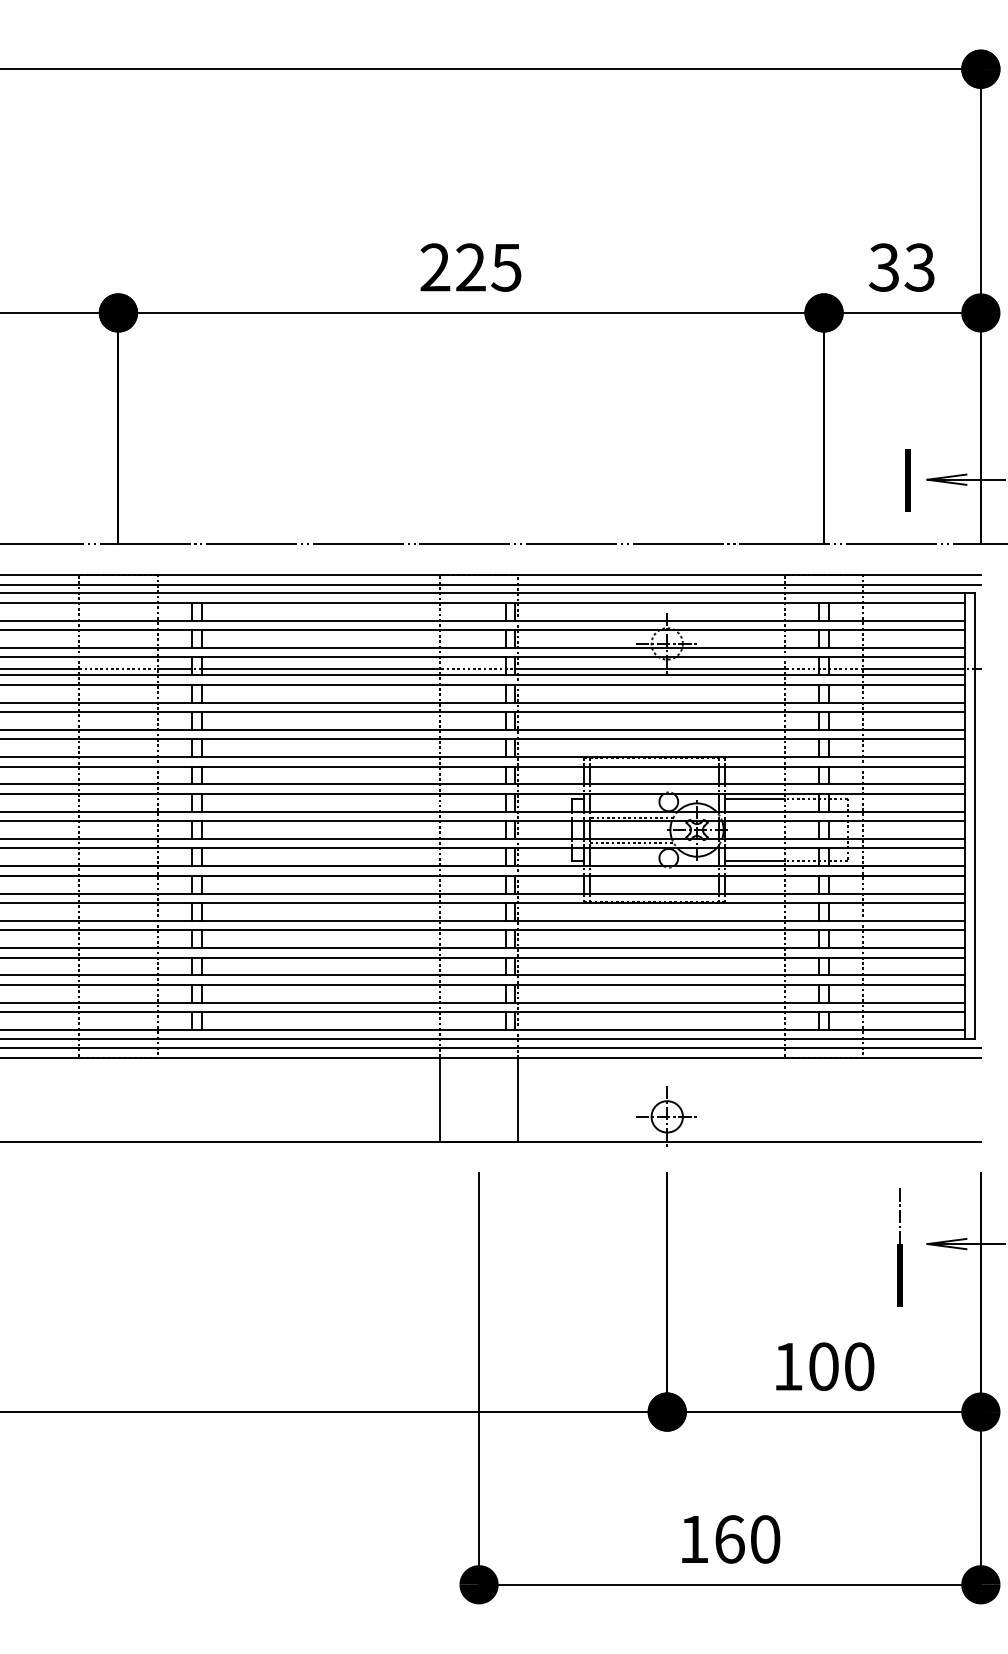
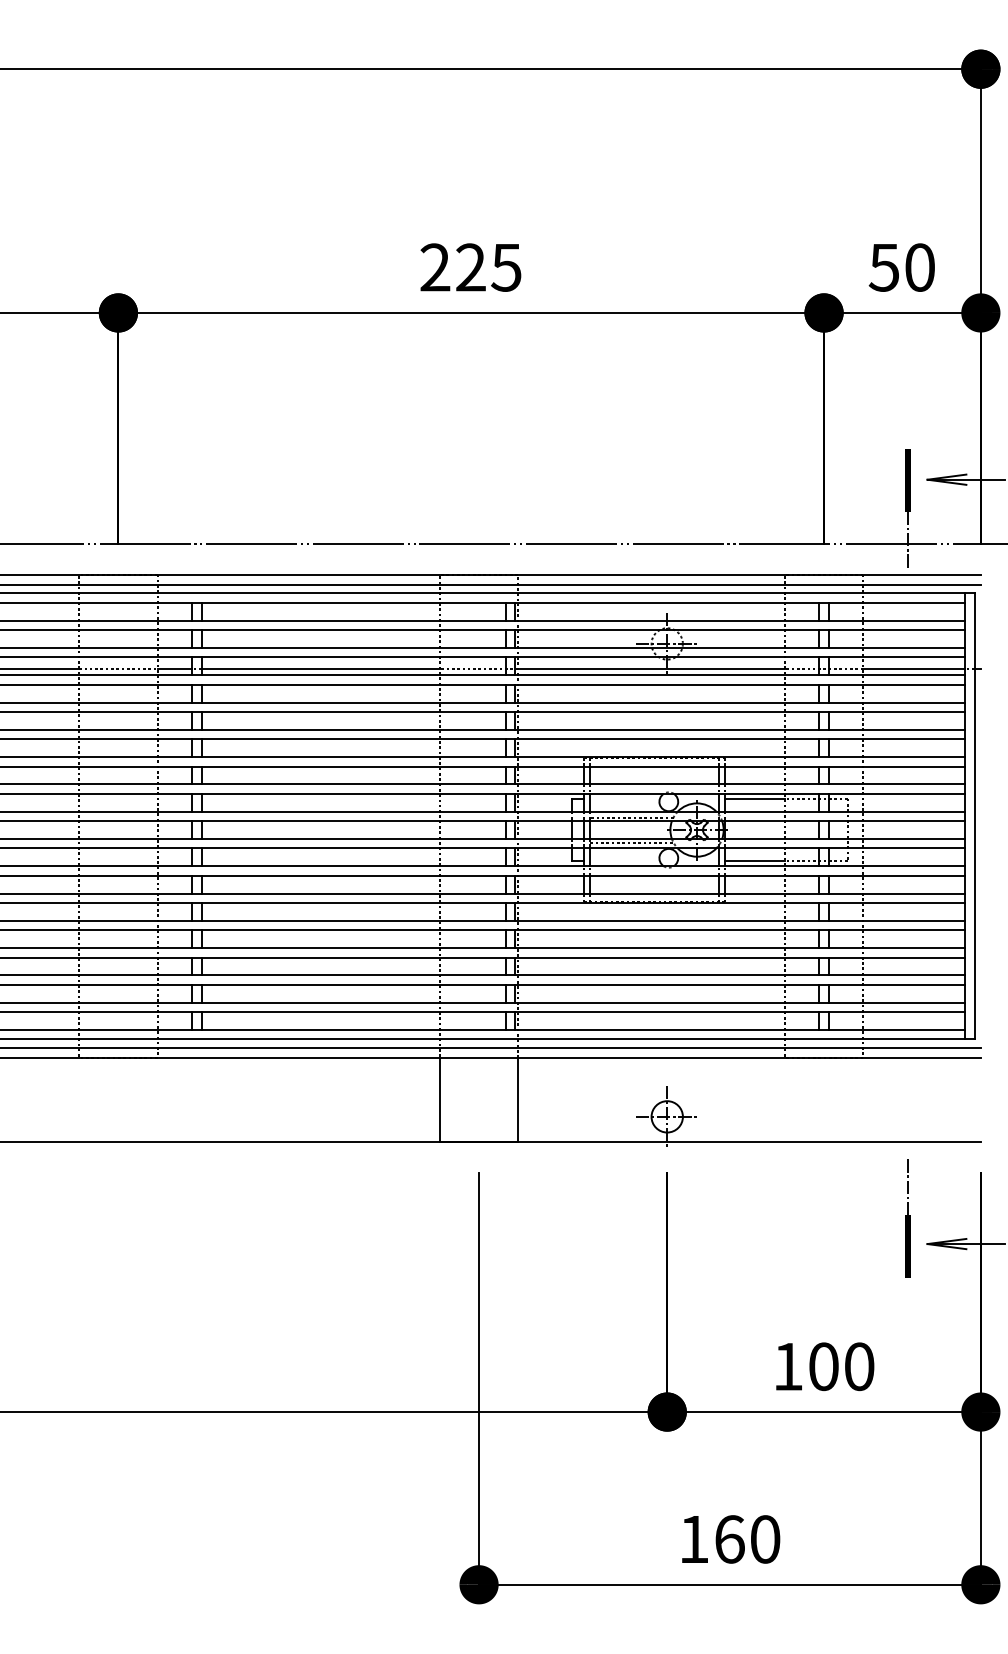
text: 33 -> 50 (901, 267)
line: none -> present (908, 540)
part position: (899, 1247) -> (907, 1218) (907, 1218)
